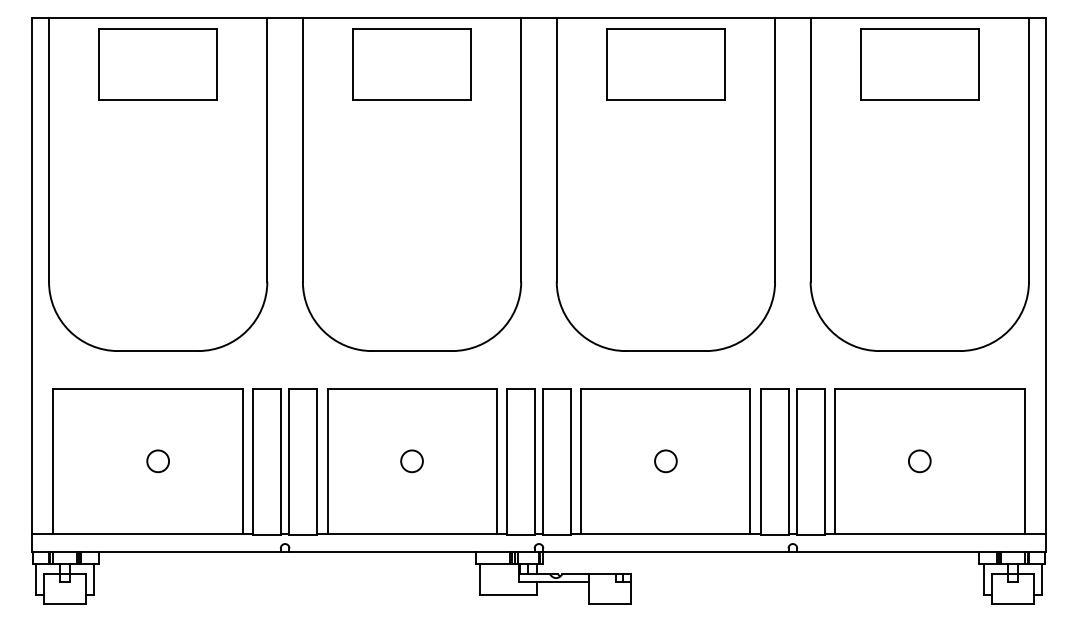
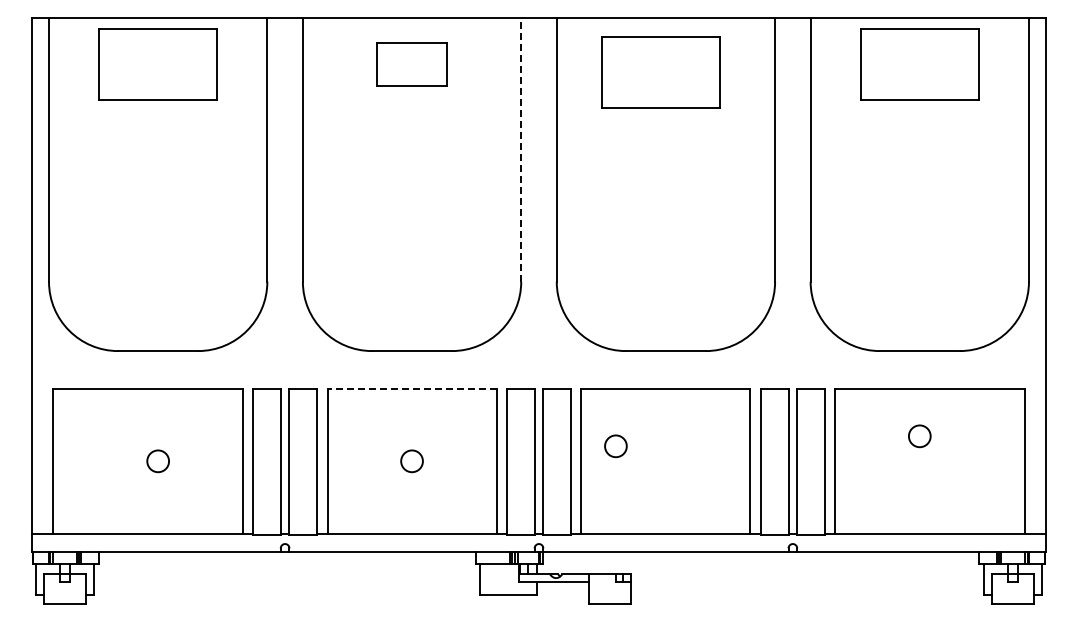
part size: 120x73 px -> 72x45 px (411, 64)
part position: (665, 64) -> (660, 72) (660, 72)
line: solid -> dashed (521, 150)
line: solid -> dashed (412, 388)
circle position: (665, 461) -> (615, 446) (615, 446)
circle position: (919, 461) -> (919, 436) (919, 436)
